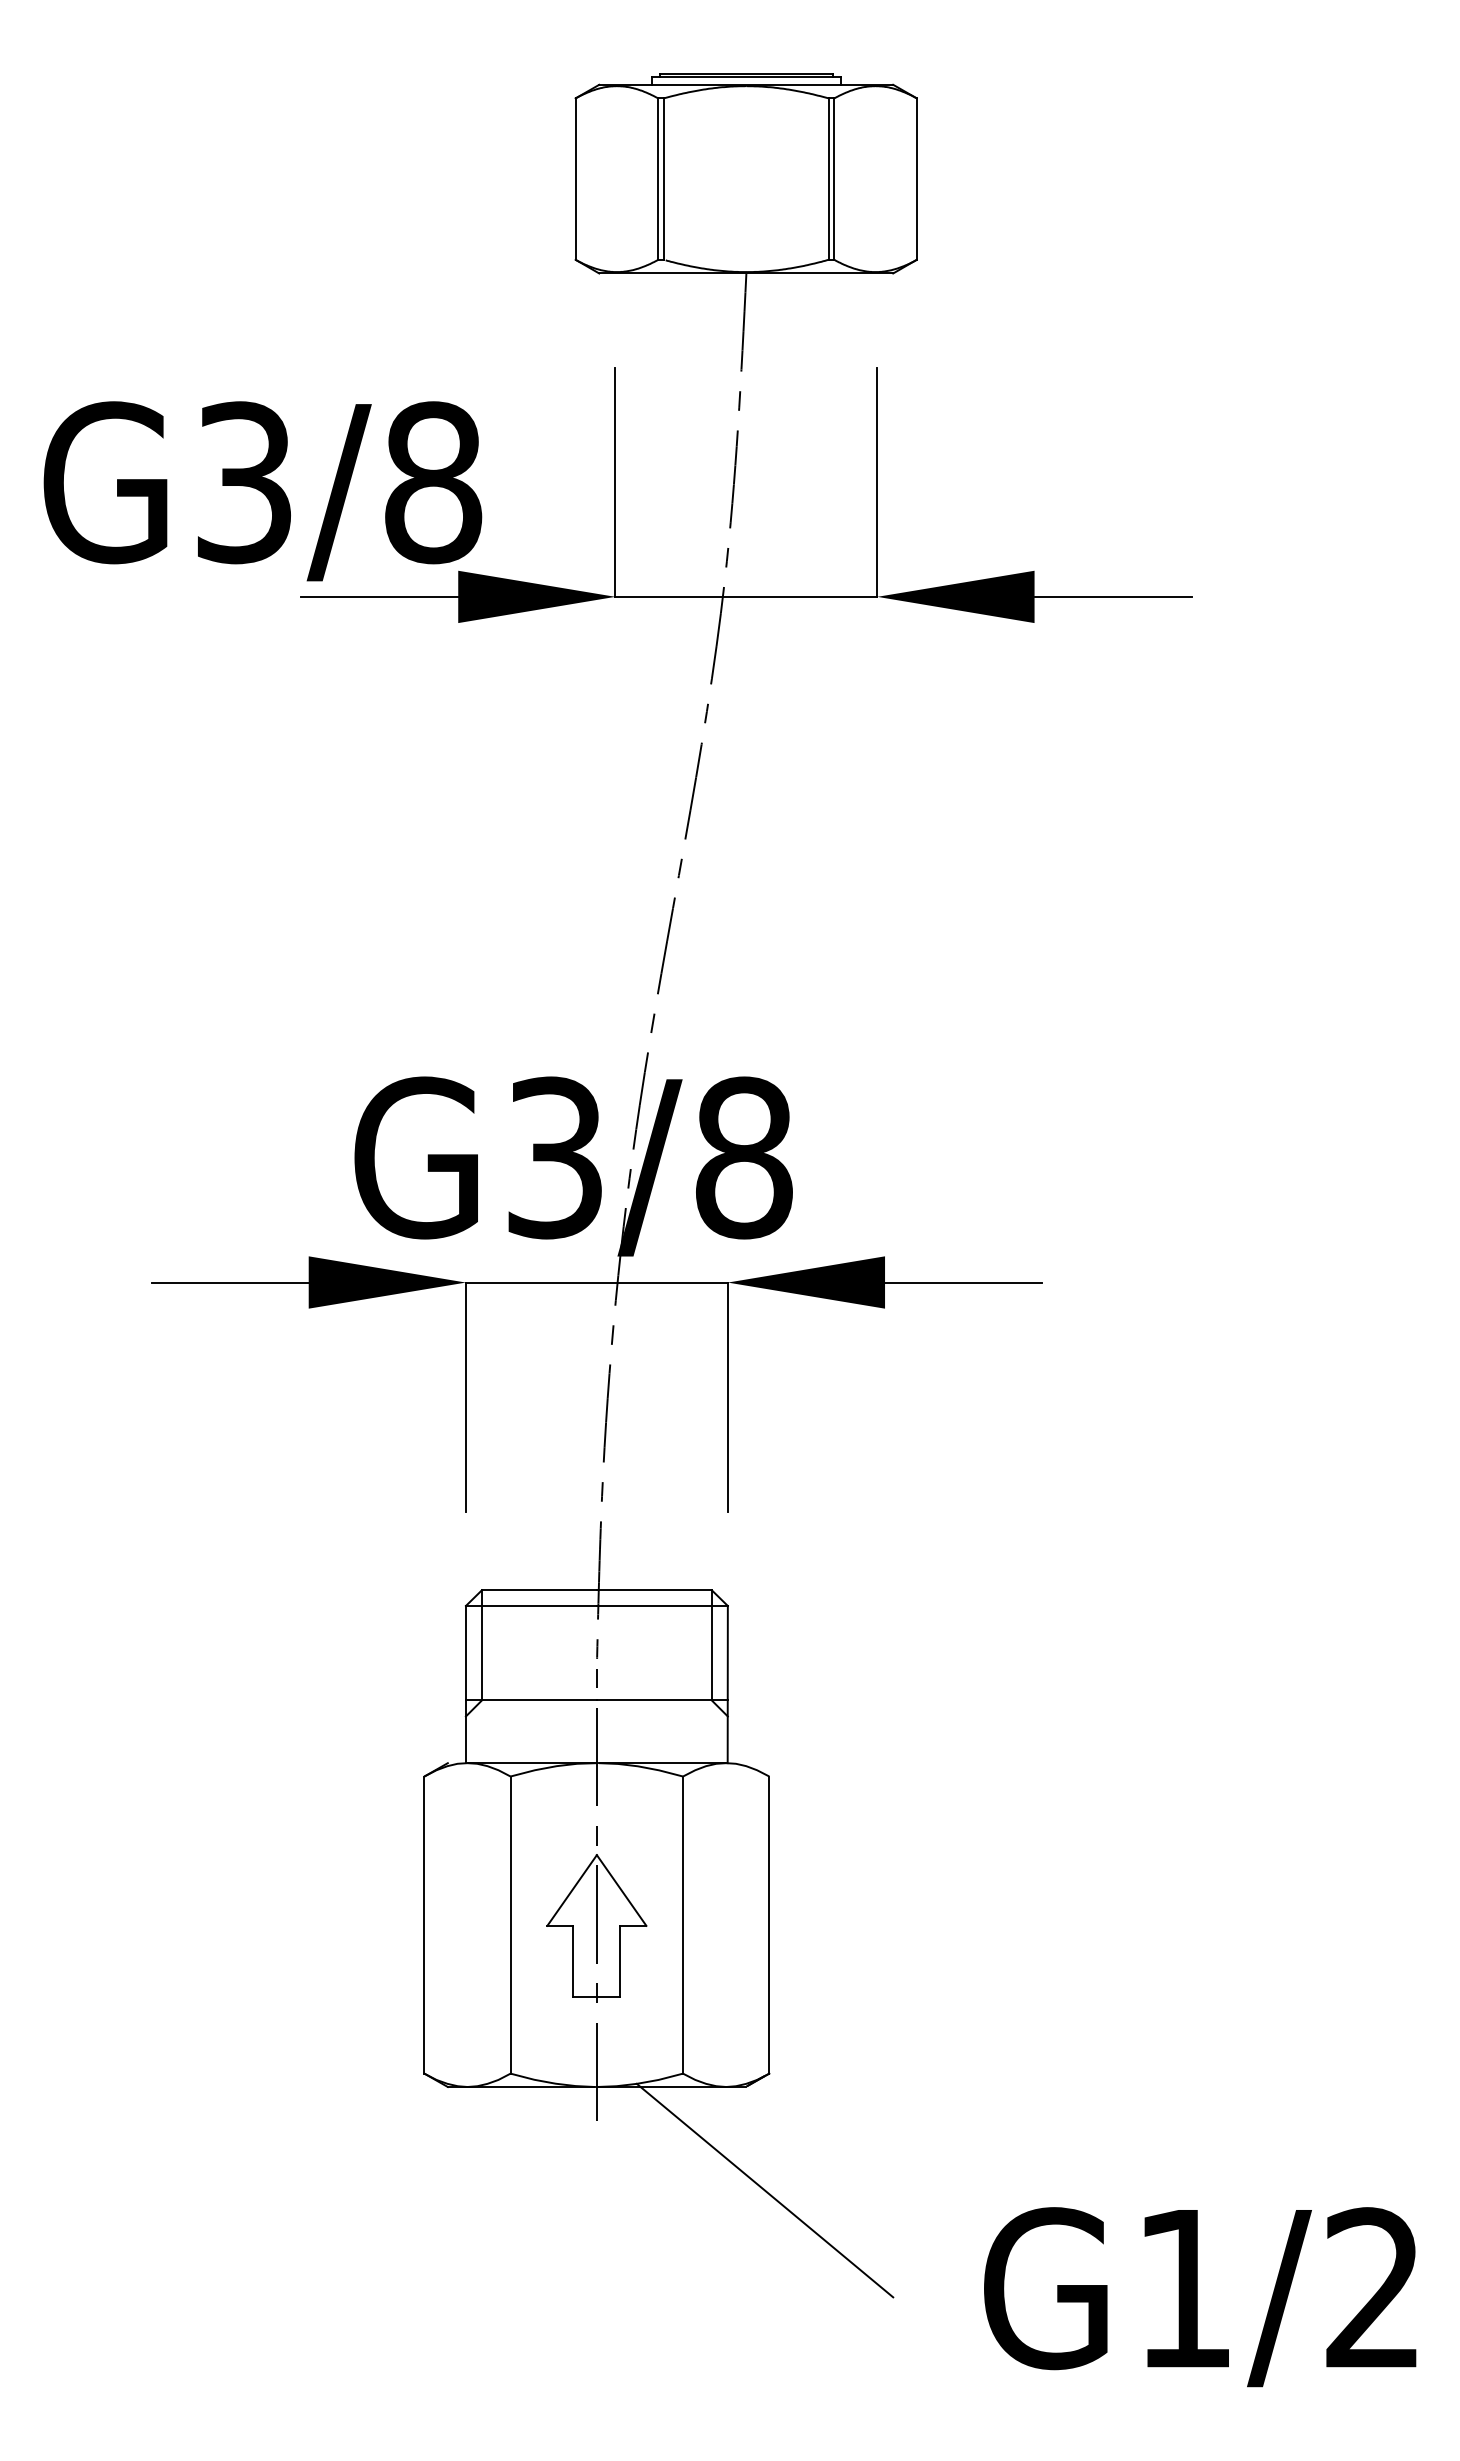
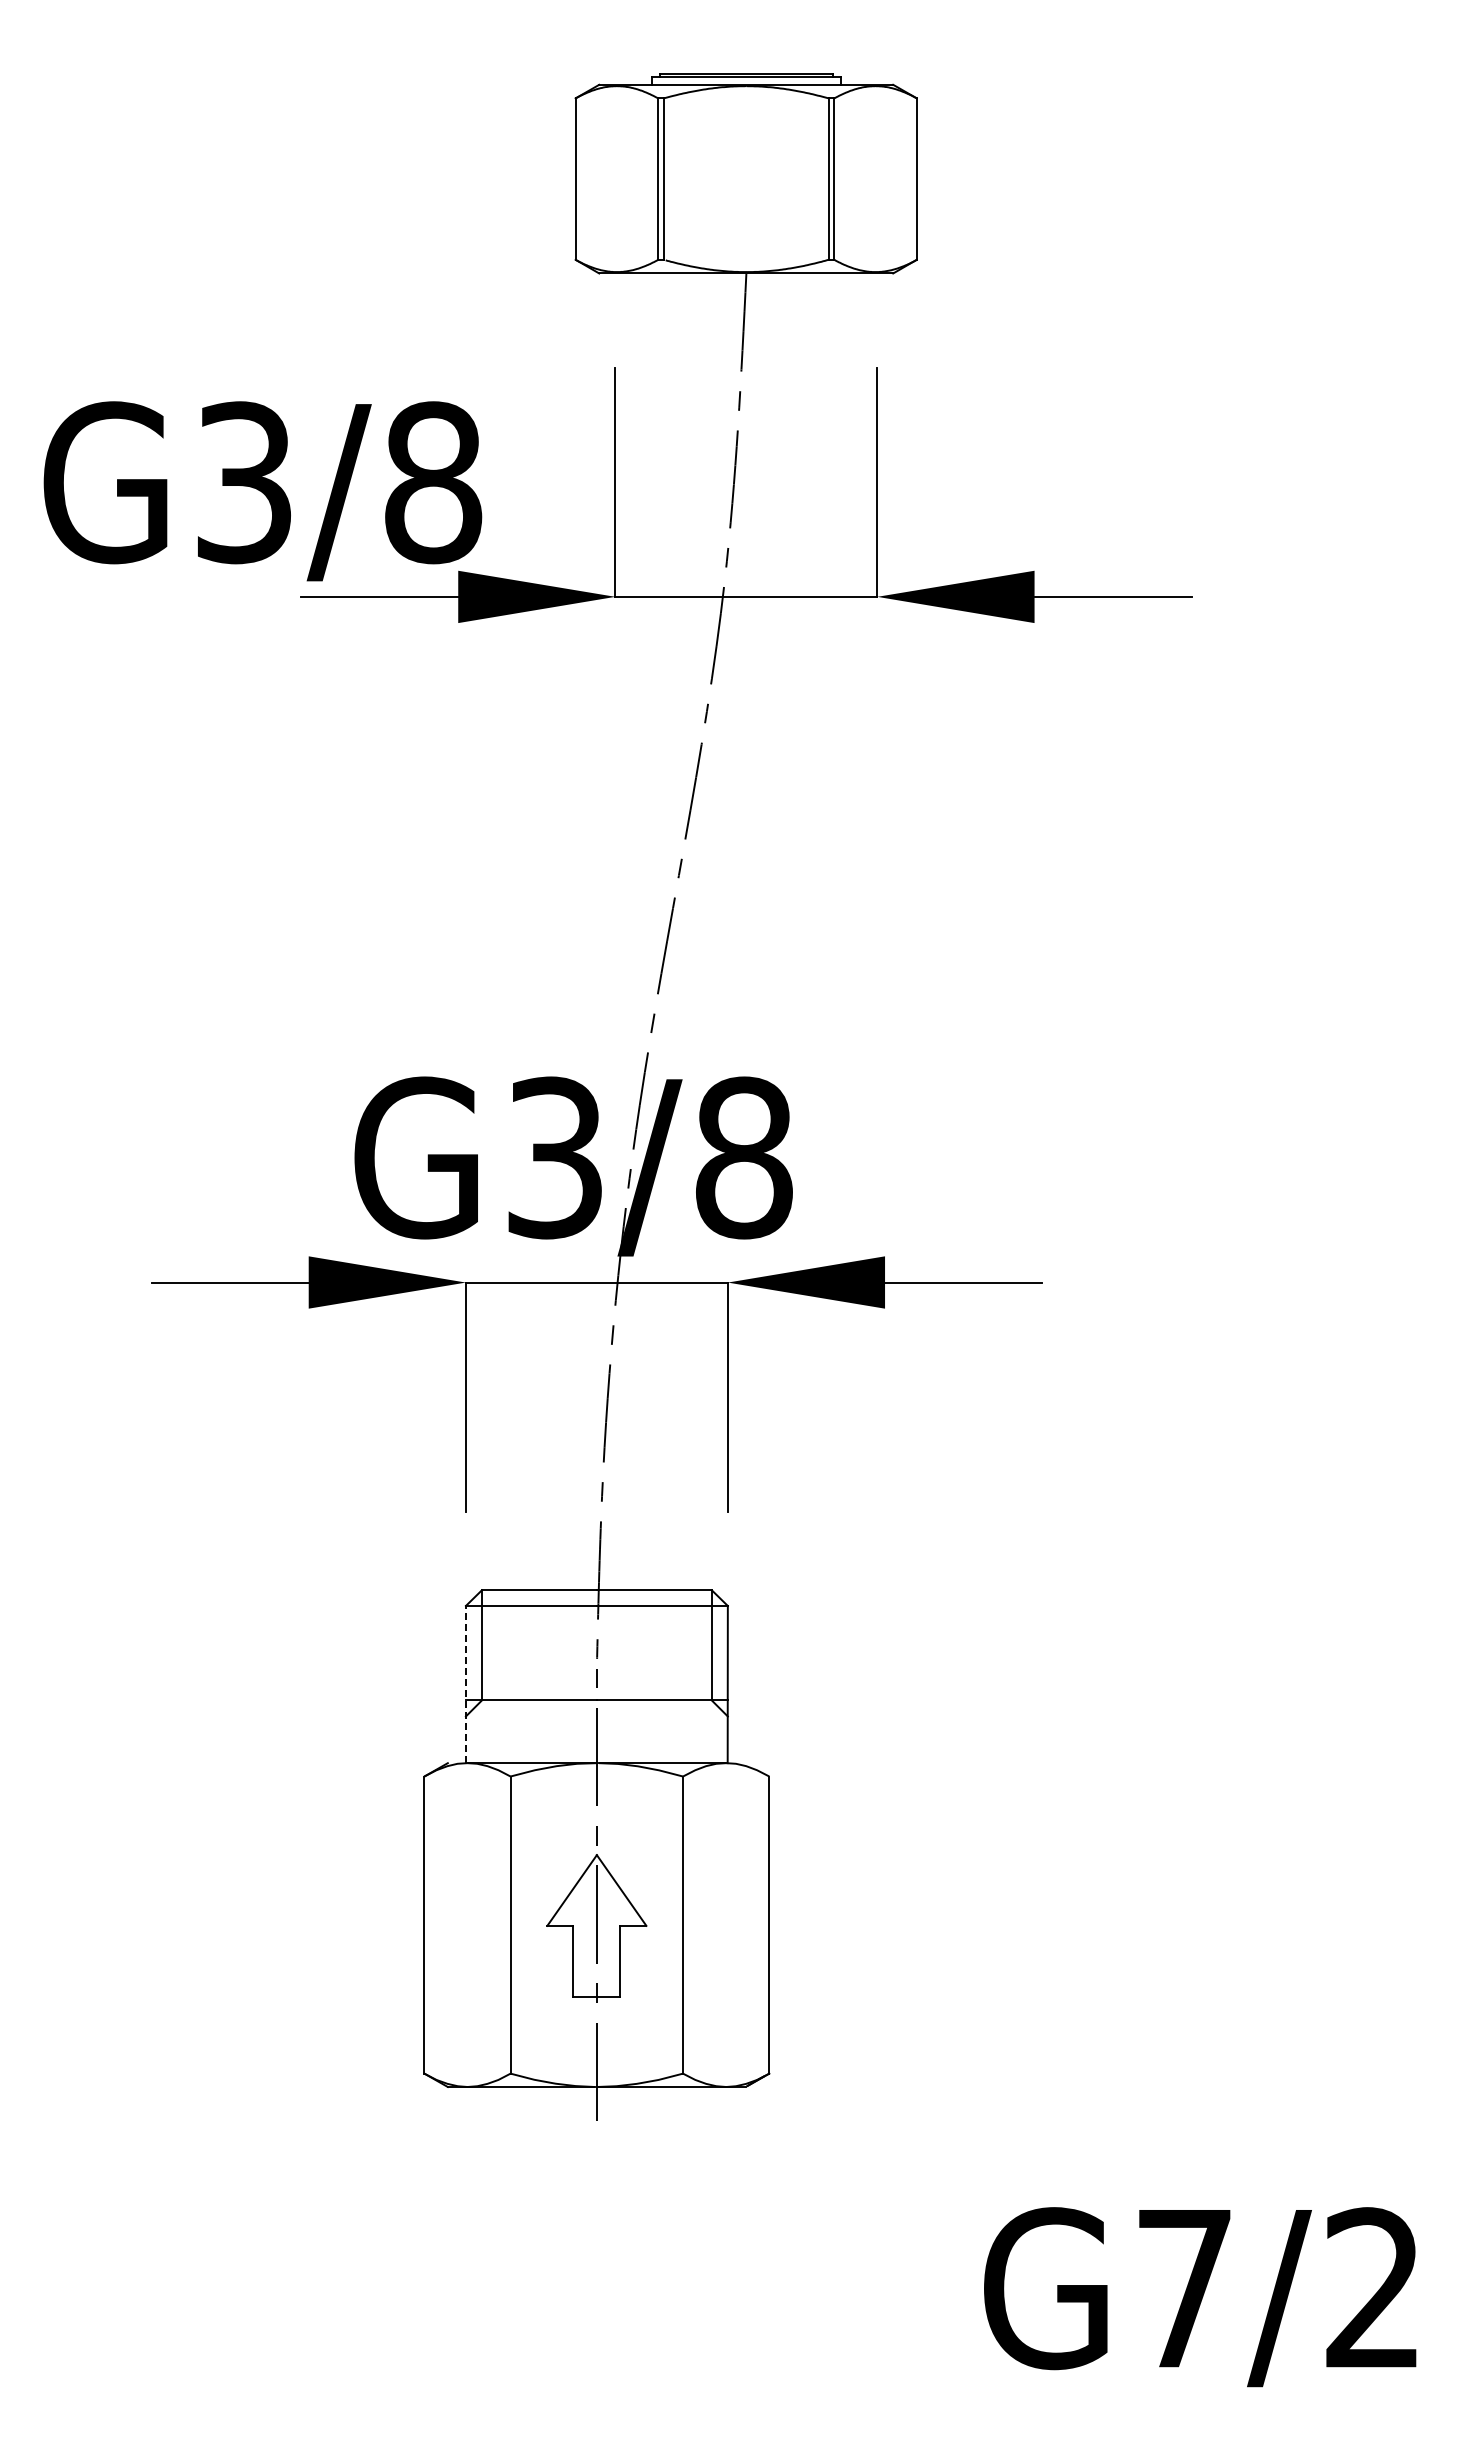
line: solid -> dashed (465, 1684)
line: present -> none (764, 2190)
text: G1/2 -> G7/2 (1184, 2288)
